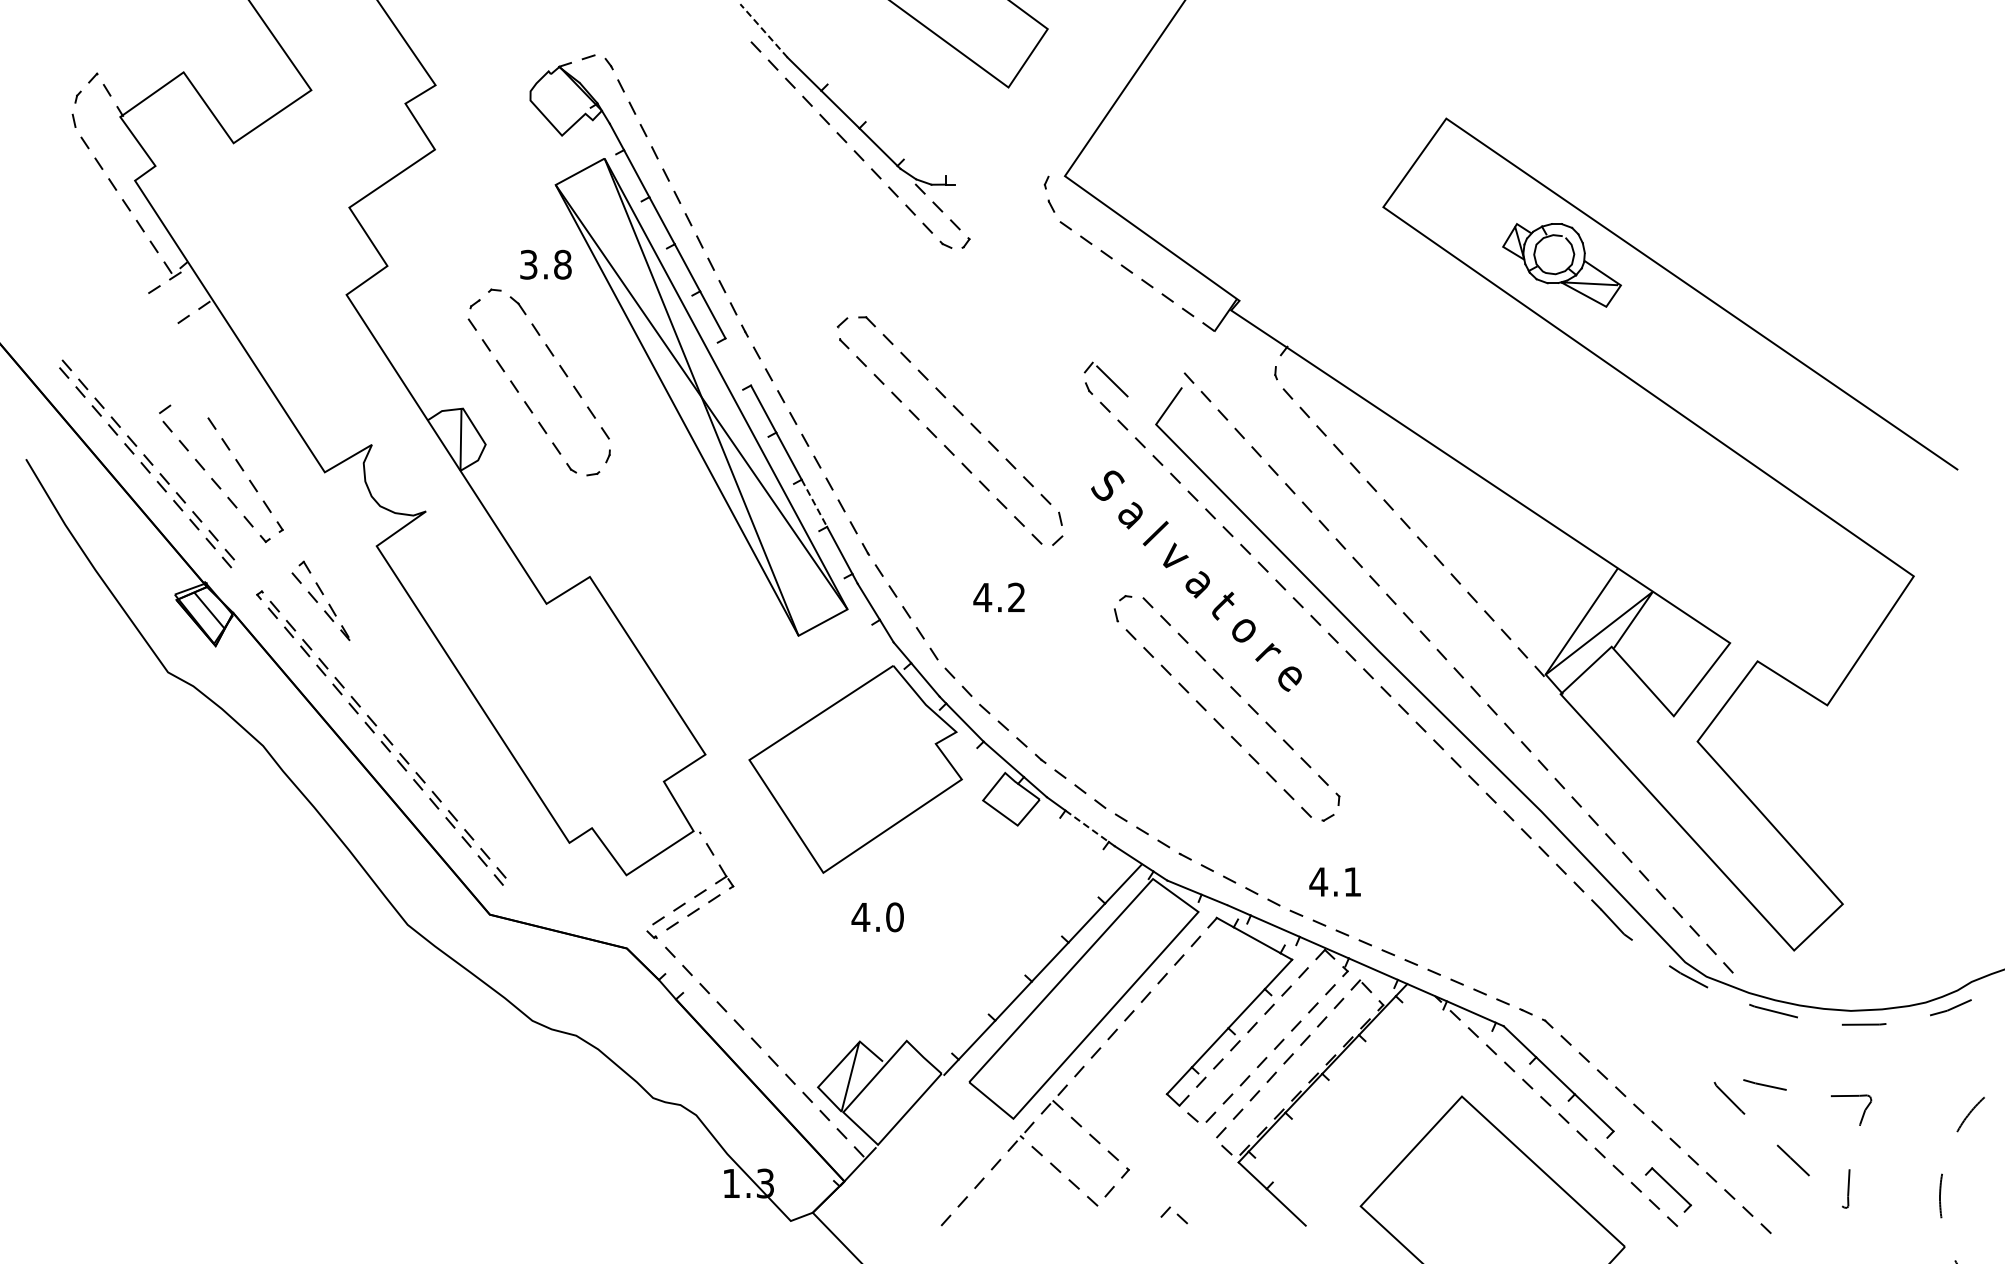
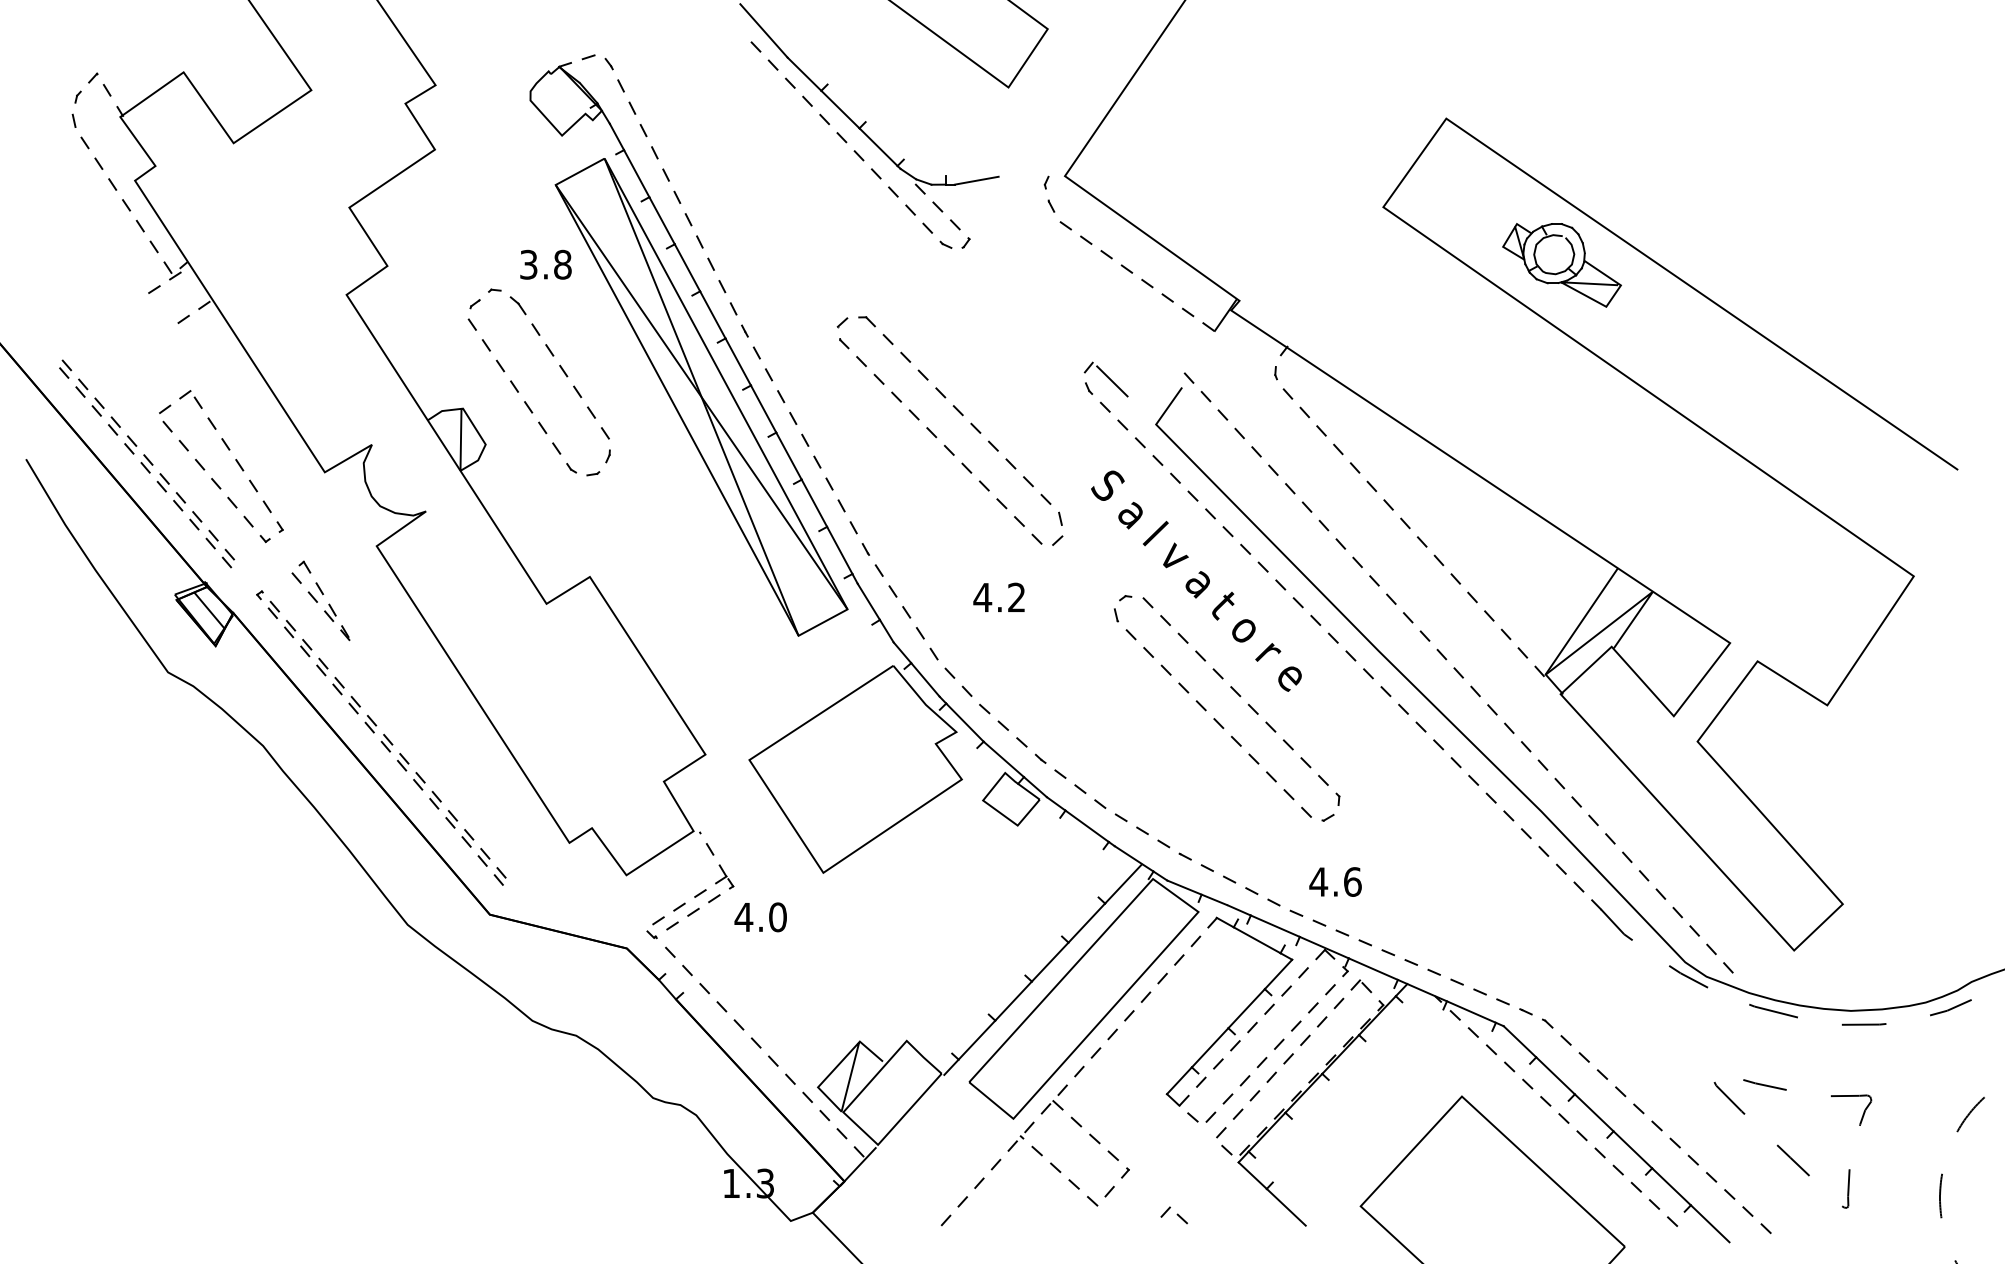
line: dashed -> solid (764, 30)
line: none -> present (976, 180)
line: none -> present (737, 361)
part: none -> present (190, 399)
line: dashed -> solid (814, 503)
line: dashed -> solid (1087, 826)
text: 4.1 -> 4.6 (1352, 881)
text position: (877, 917) -> (760, 917) (760, 917)
line: none -> present (1632, 1149)
line: none -> present (1709, 1223)
